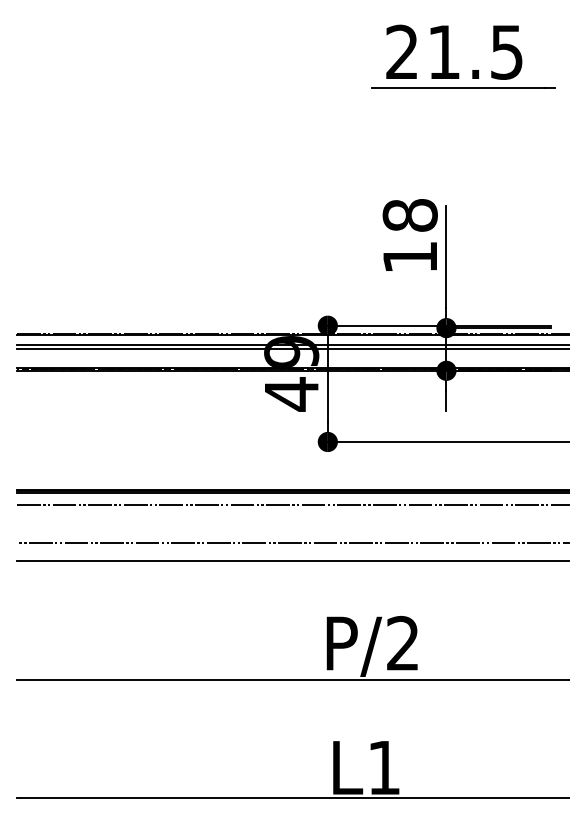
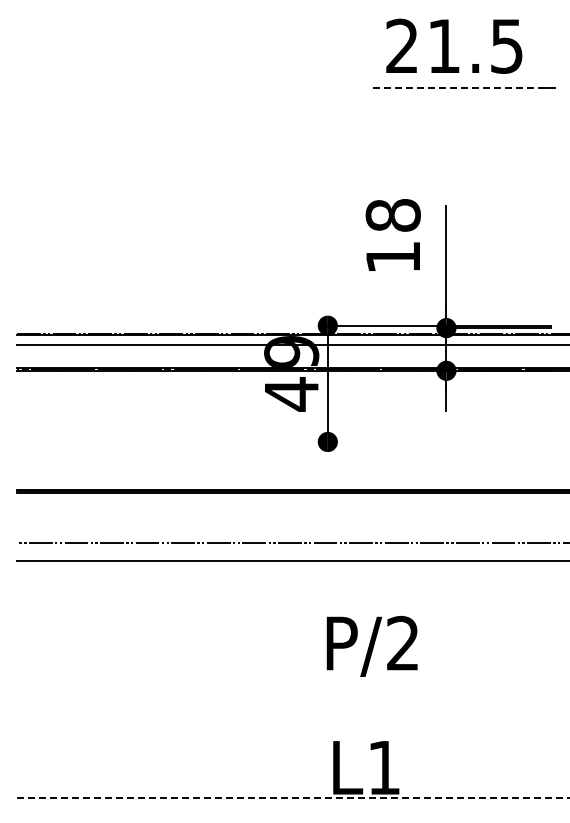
text position: (454, 51) -> (454, 45) (454, 45)
line: solid -> dashed (457, 88)
text position: (409, 234) -> (392, 234) (392, 234)
line: present -> none (291, 348)
line: present -> none (445, 441)
line: present -> none (291, 504)
line: present -> none (291, 679)
line: solid -> dashed (293, 798)
